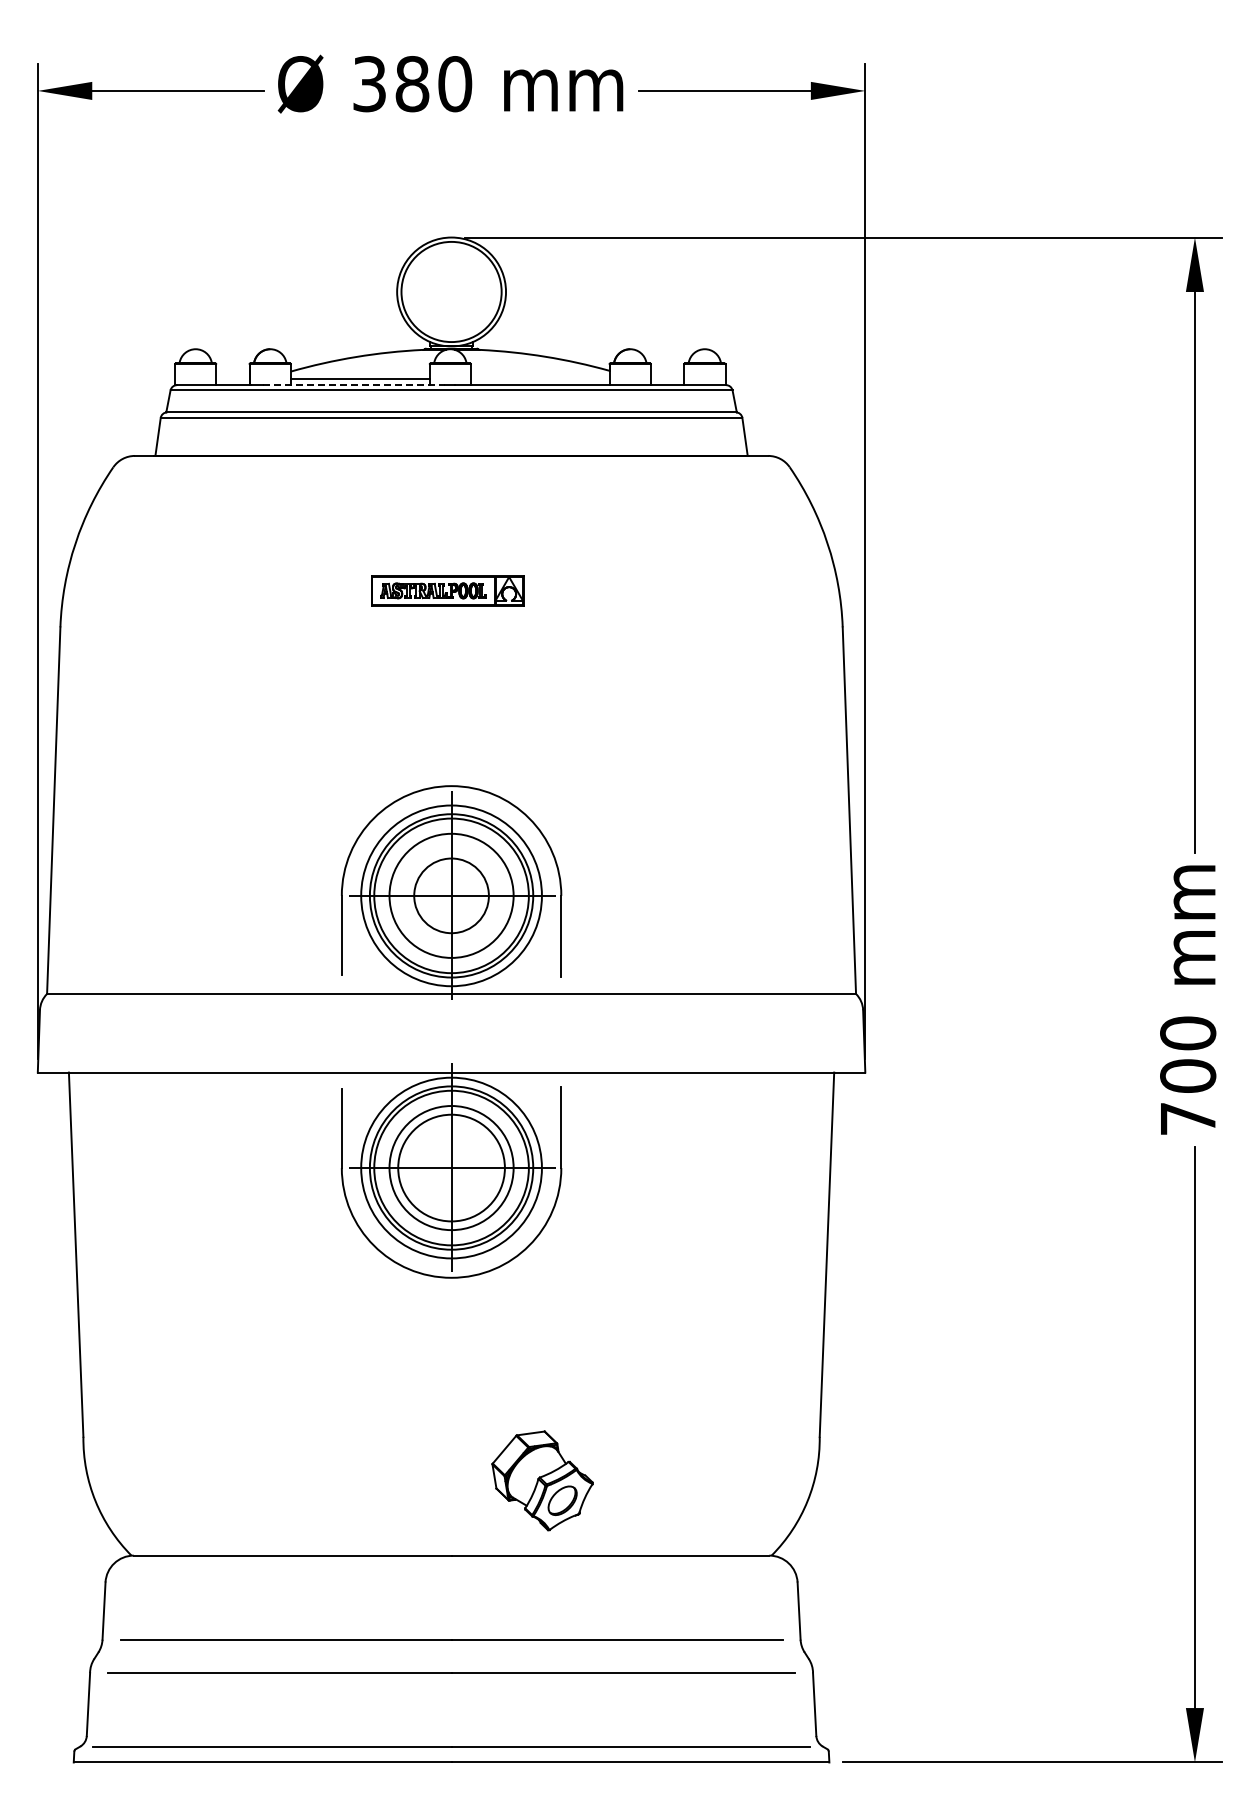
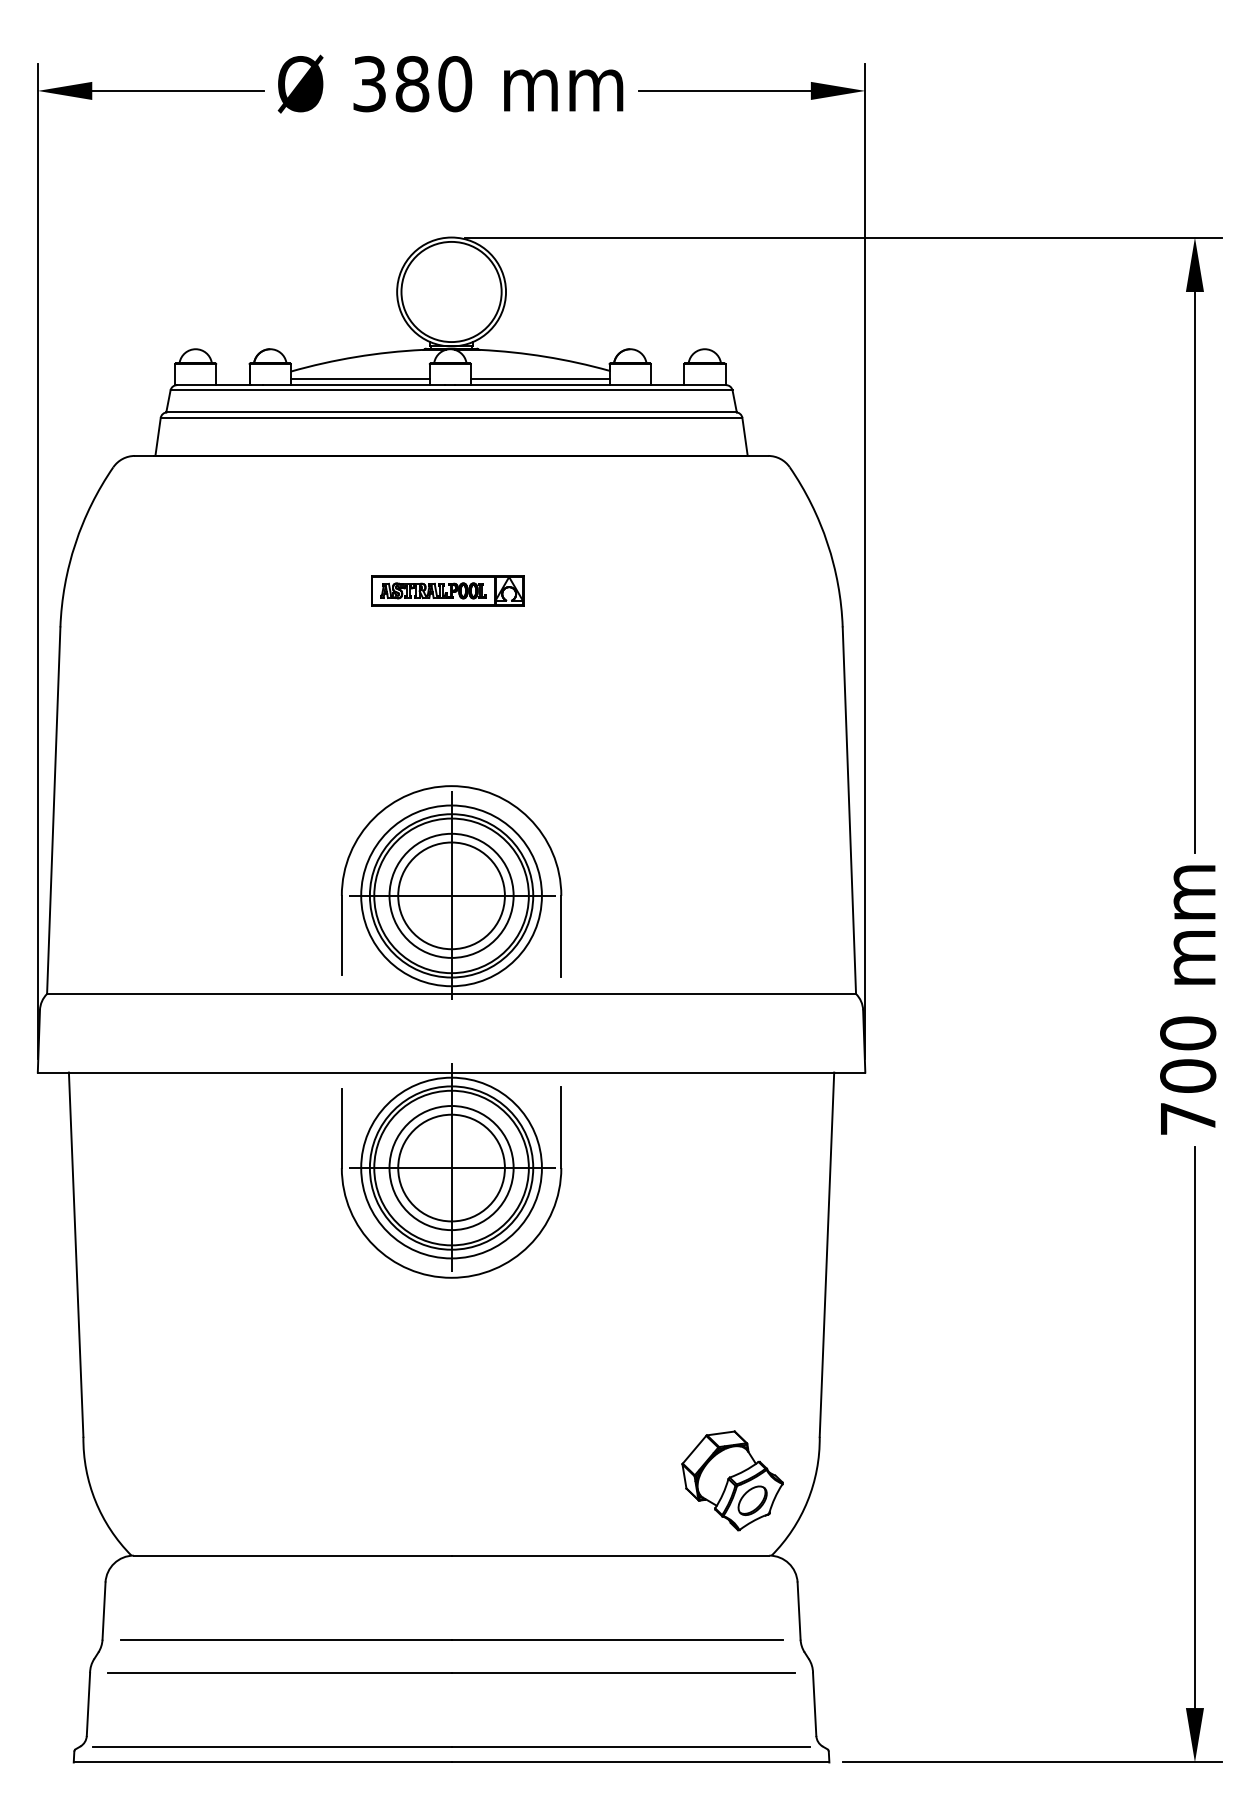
line: none -> present (540, 379)
line: dashed -> solid (354, 385)
circle diameter: 75 px -> 107 px (451, 895)
part position: (542, 1480) -> (732, 1480) (732, 1480)
